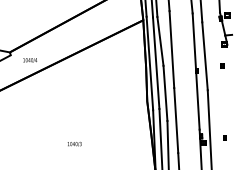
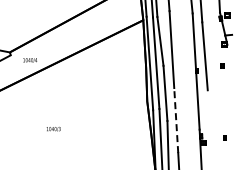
line: solid -> dashed (176, 120)
line: present -> none (209, 128)
text position: (74, 144) -> (53, 129) (53, 129)
